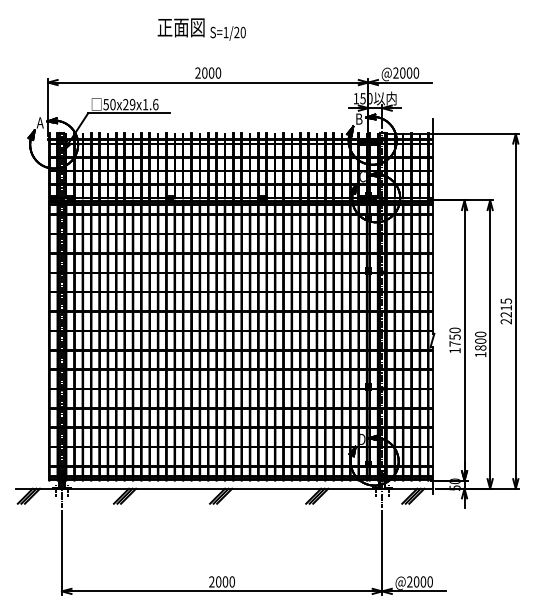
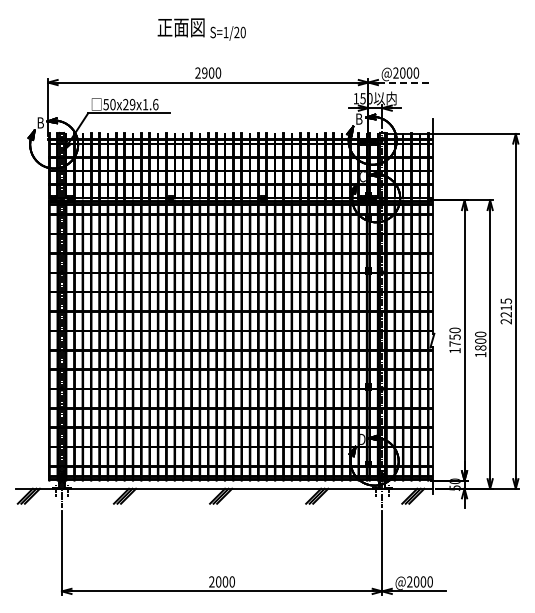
text: 2000 -> 2900 (204, 72)
line: solid -> dashed (405, 82)
text: A -> B (39, 122)
